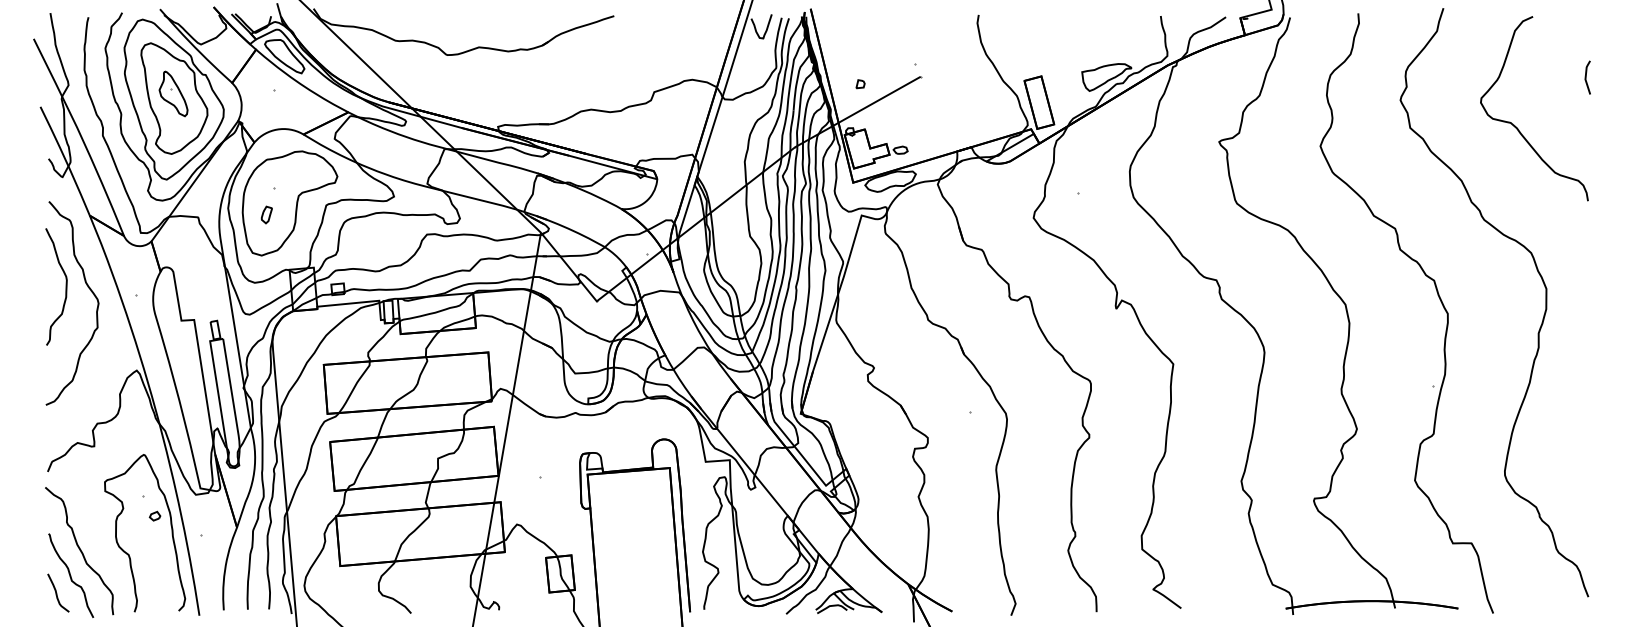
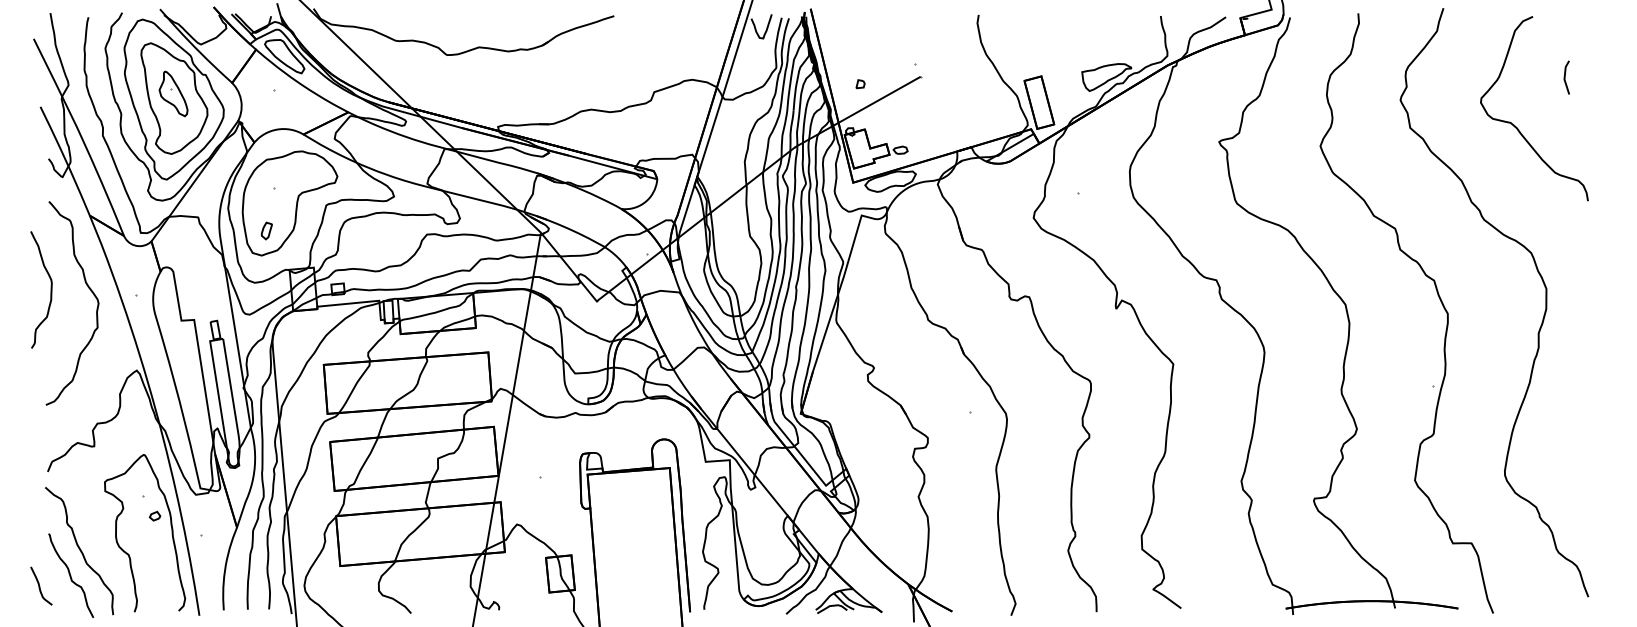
line position: (1586, 77) -> (1565, 77) (1565, 77)
part position: (266, 214) -> (266, 230) (266, 230)
curve position: (65, 286) -> (50, 289) (50, 289)
curve position: (57, 593) -> (40, 586) (40, 586)
